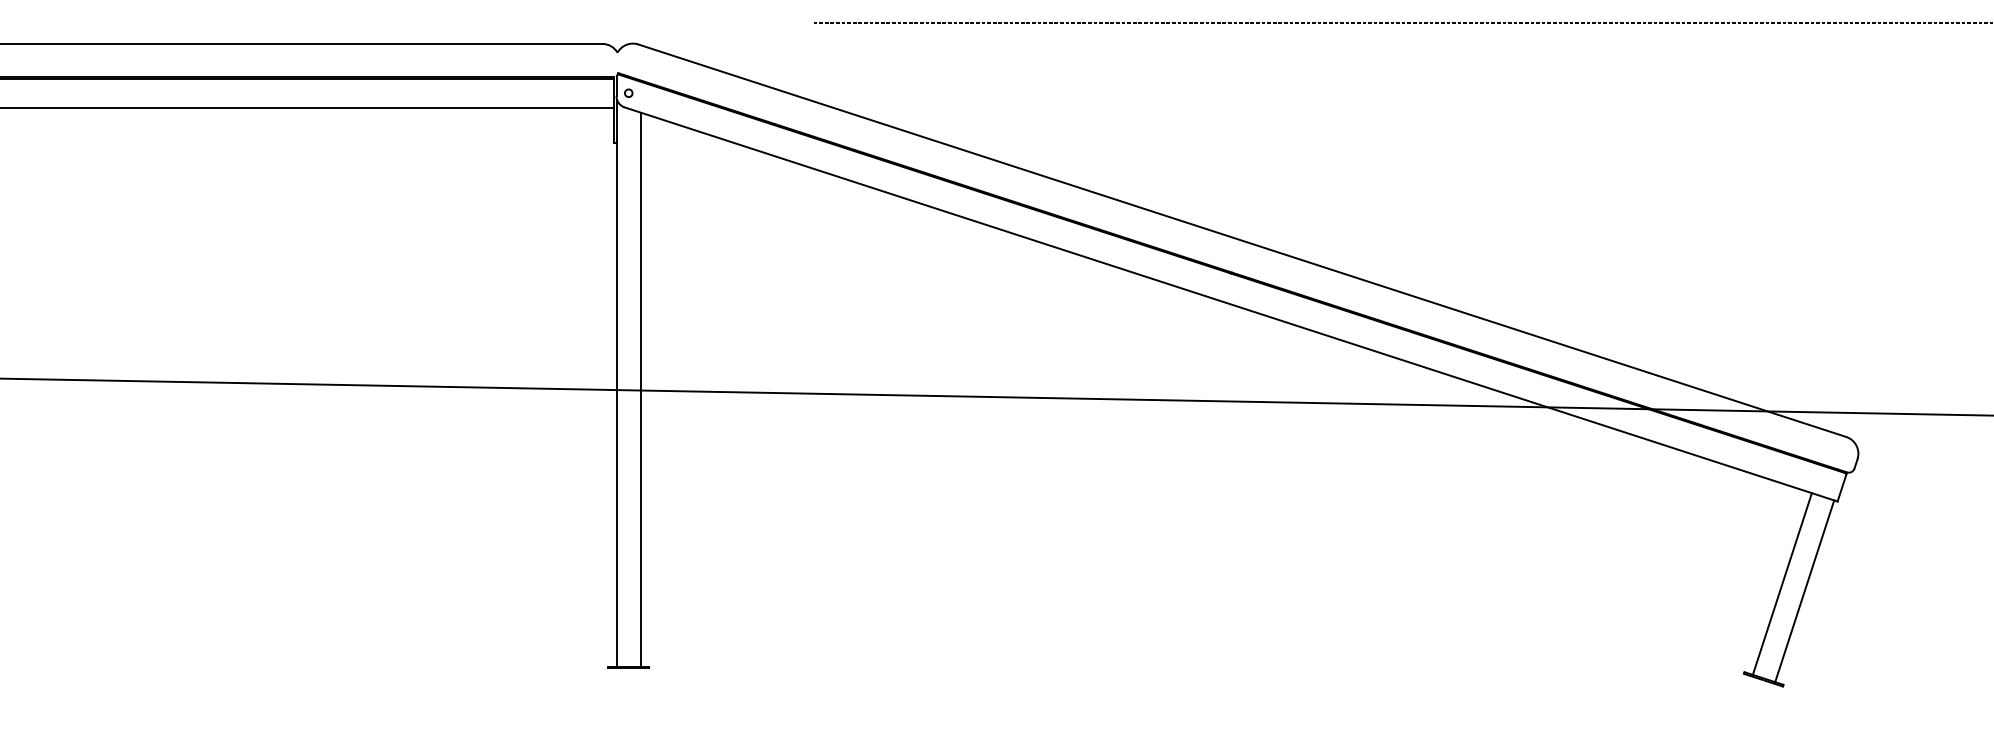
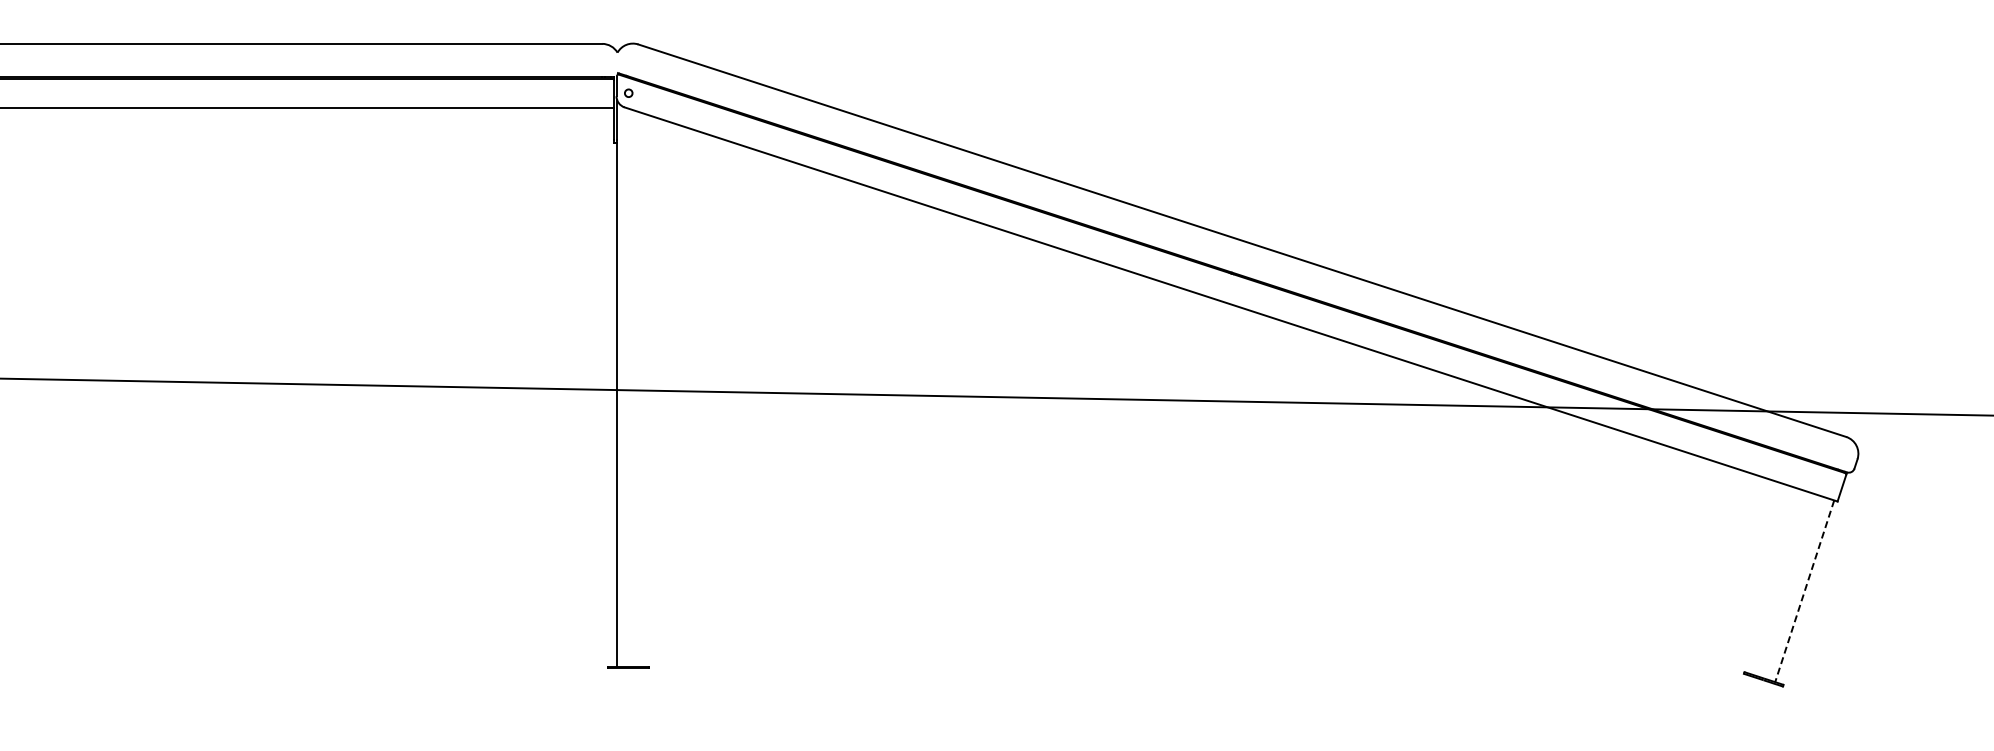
line: present -> none (1401, 22)
line: present -> none (640, 389)
line: present -> none (1781, 583)
line: solid -> dashed (1804, 591)
